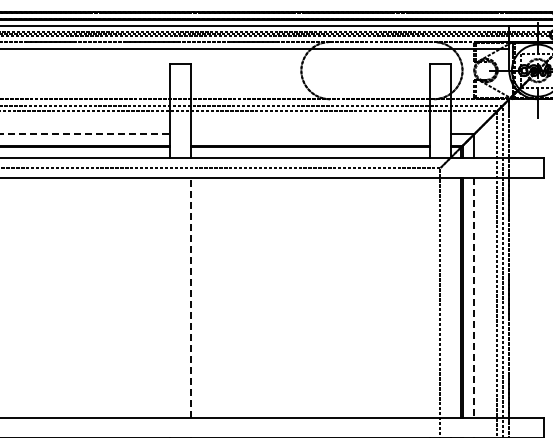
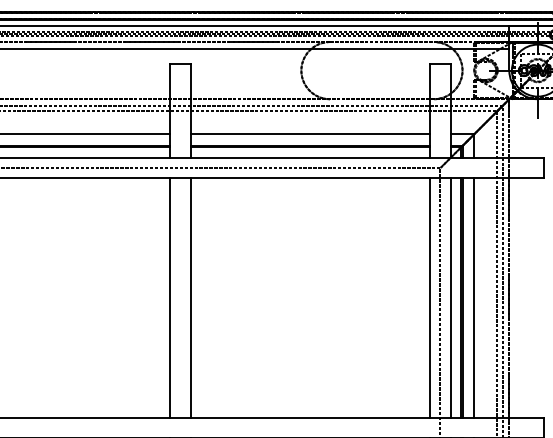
line: dashed -> solid (85, 134)
line: none -> present (310, 134)
line: none -> present (170, 297)
line: none -> present (430, 297)
line: none -> present (450, 297)
line: dashed -> solid (190, 298)
line: dashed -> solid (474, 298)
